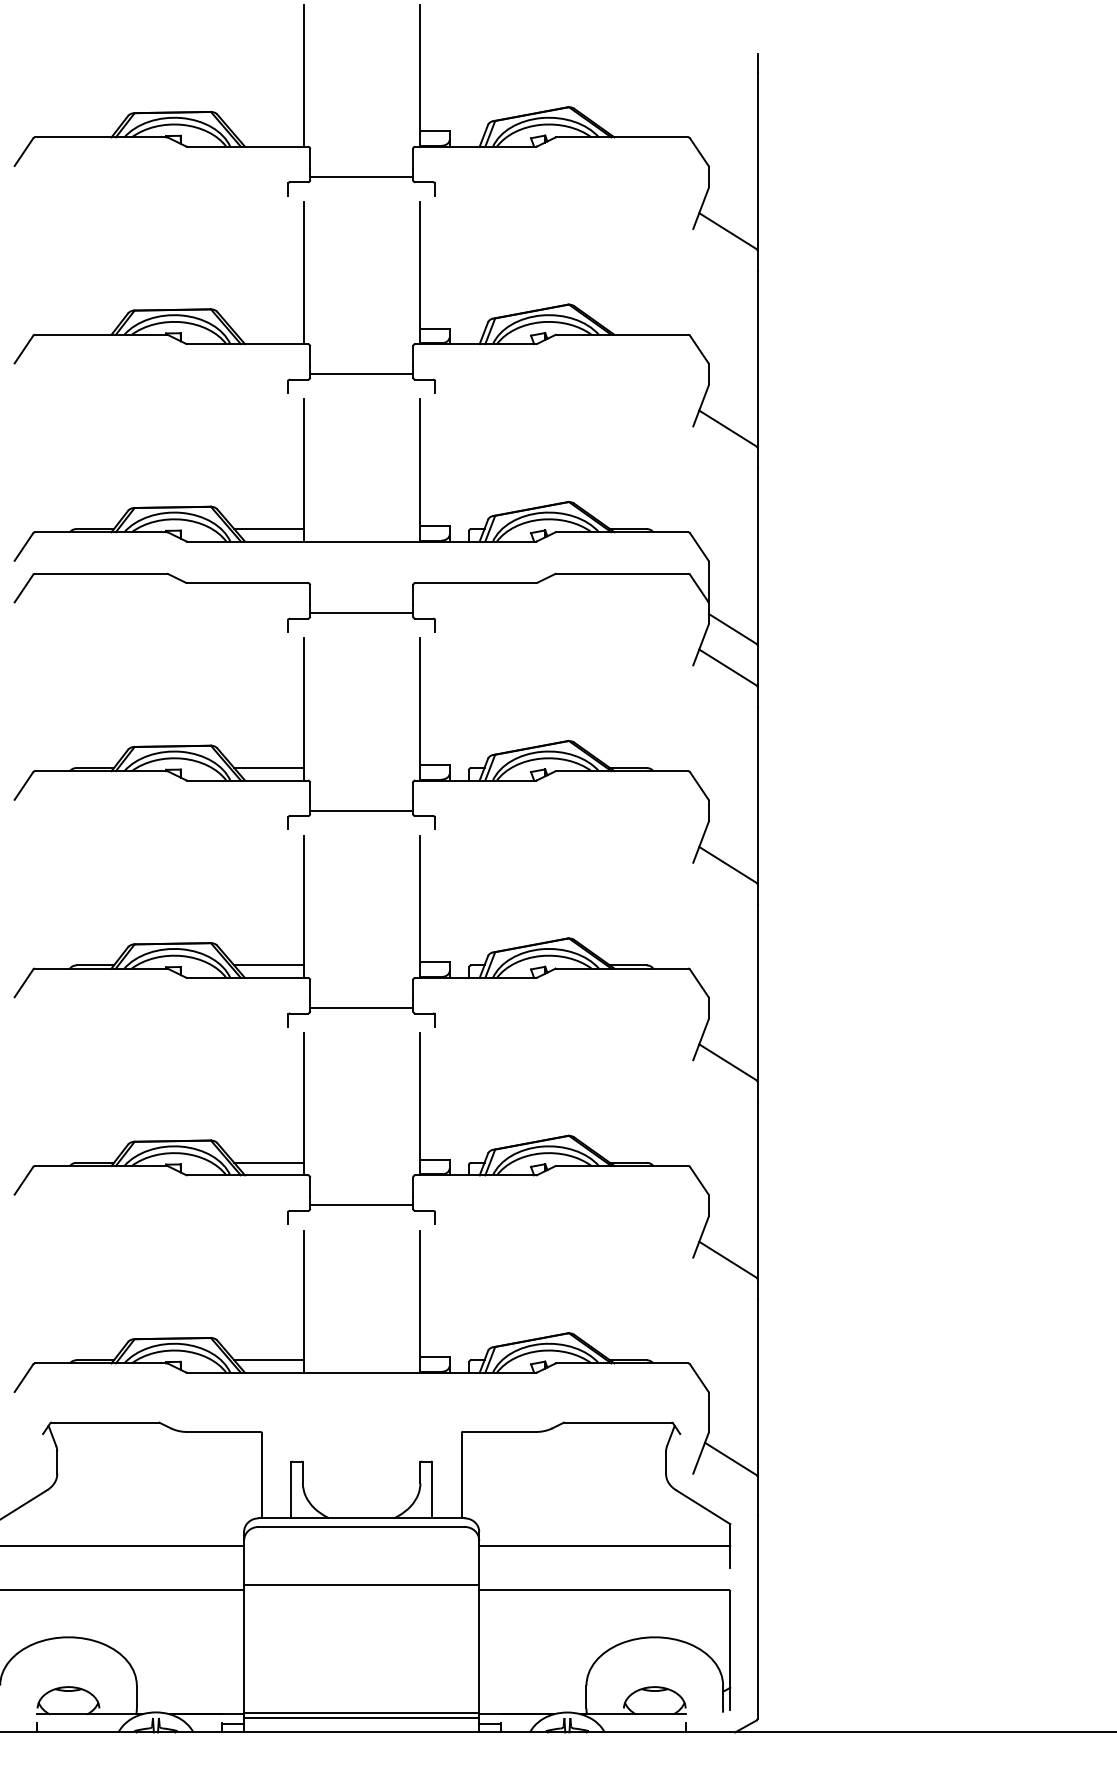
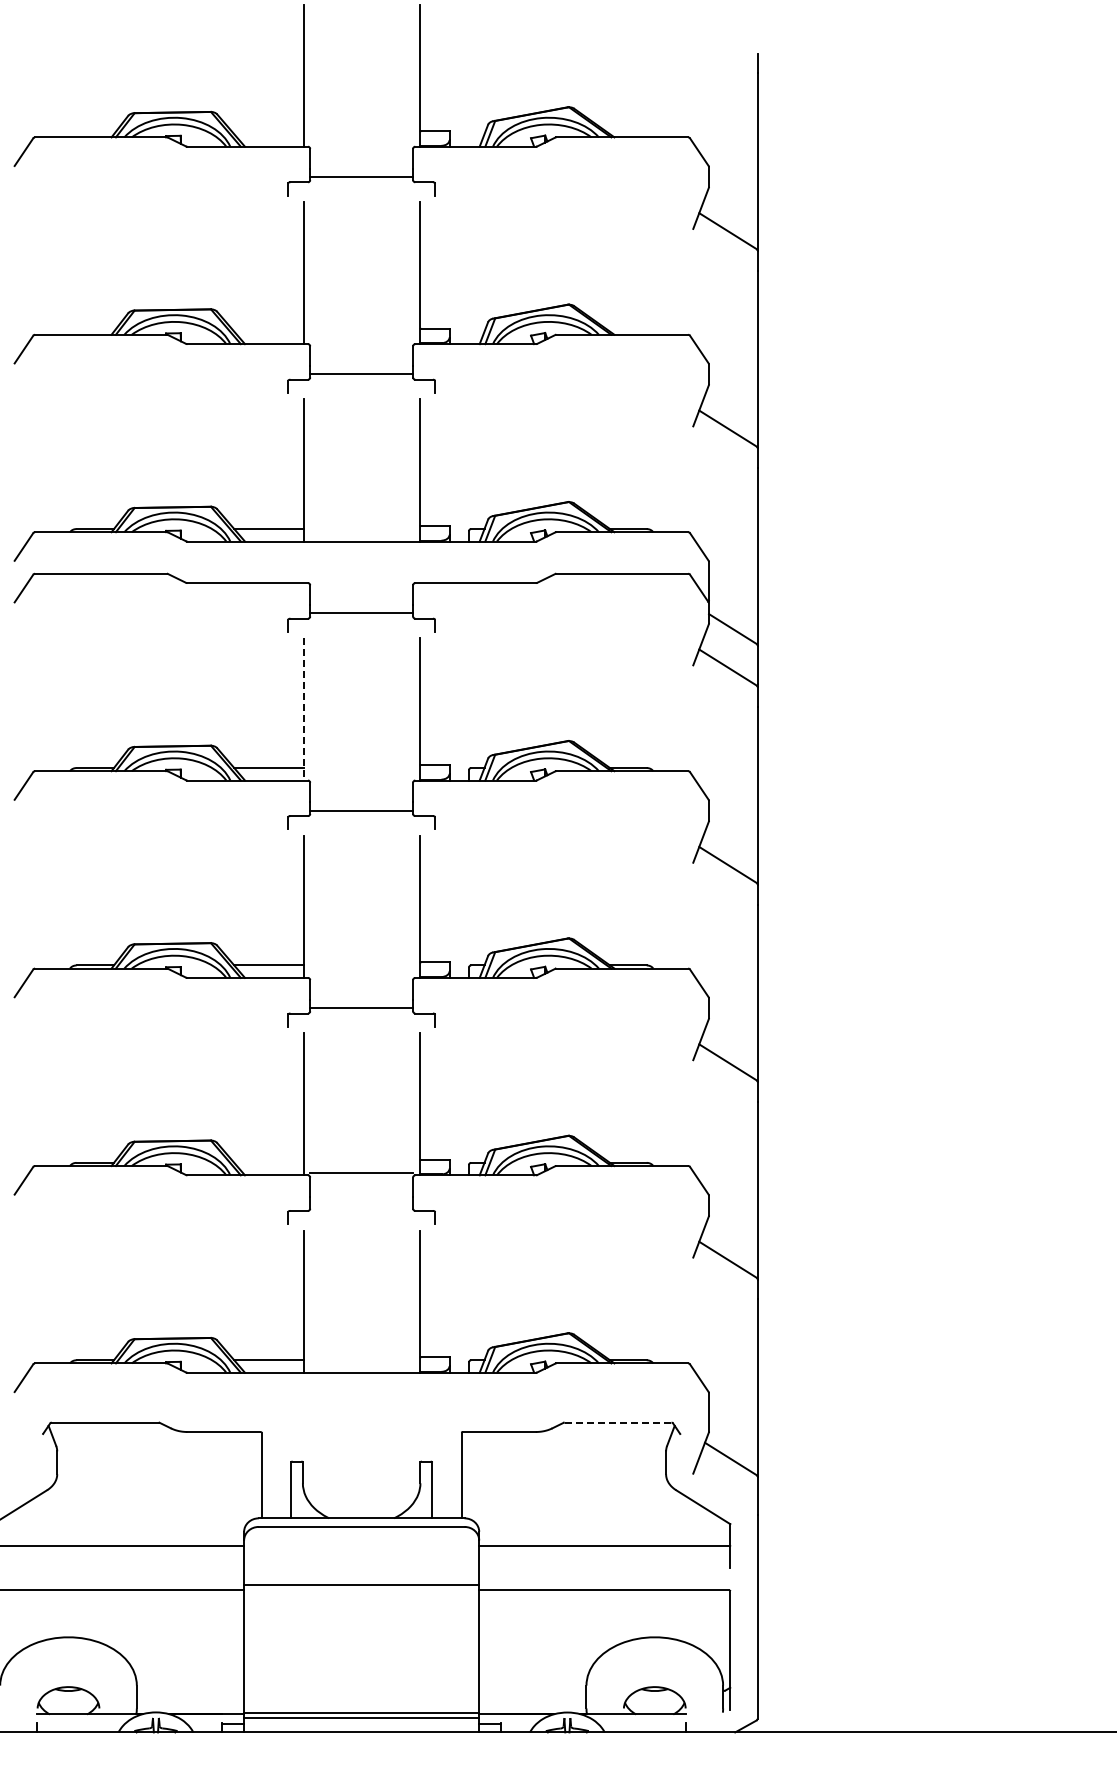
line: solid -> dashed (303, 709)
line: present -> none (268, 1162)
line position: (361, 1205) -> (361, 1173) (361, 1173)
line: solid -> dashed (618, 1422)
